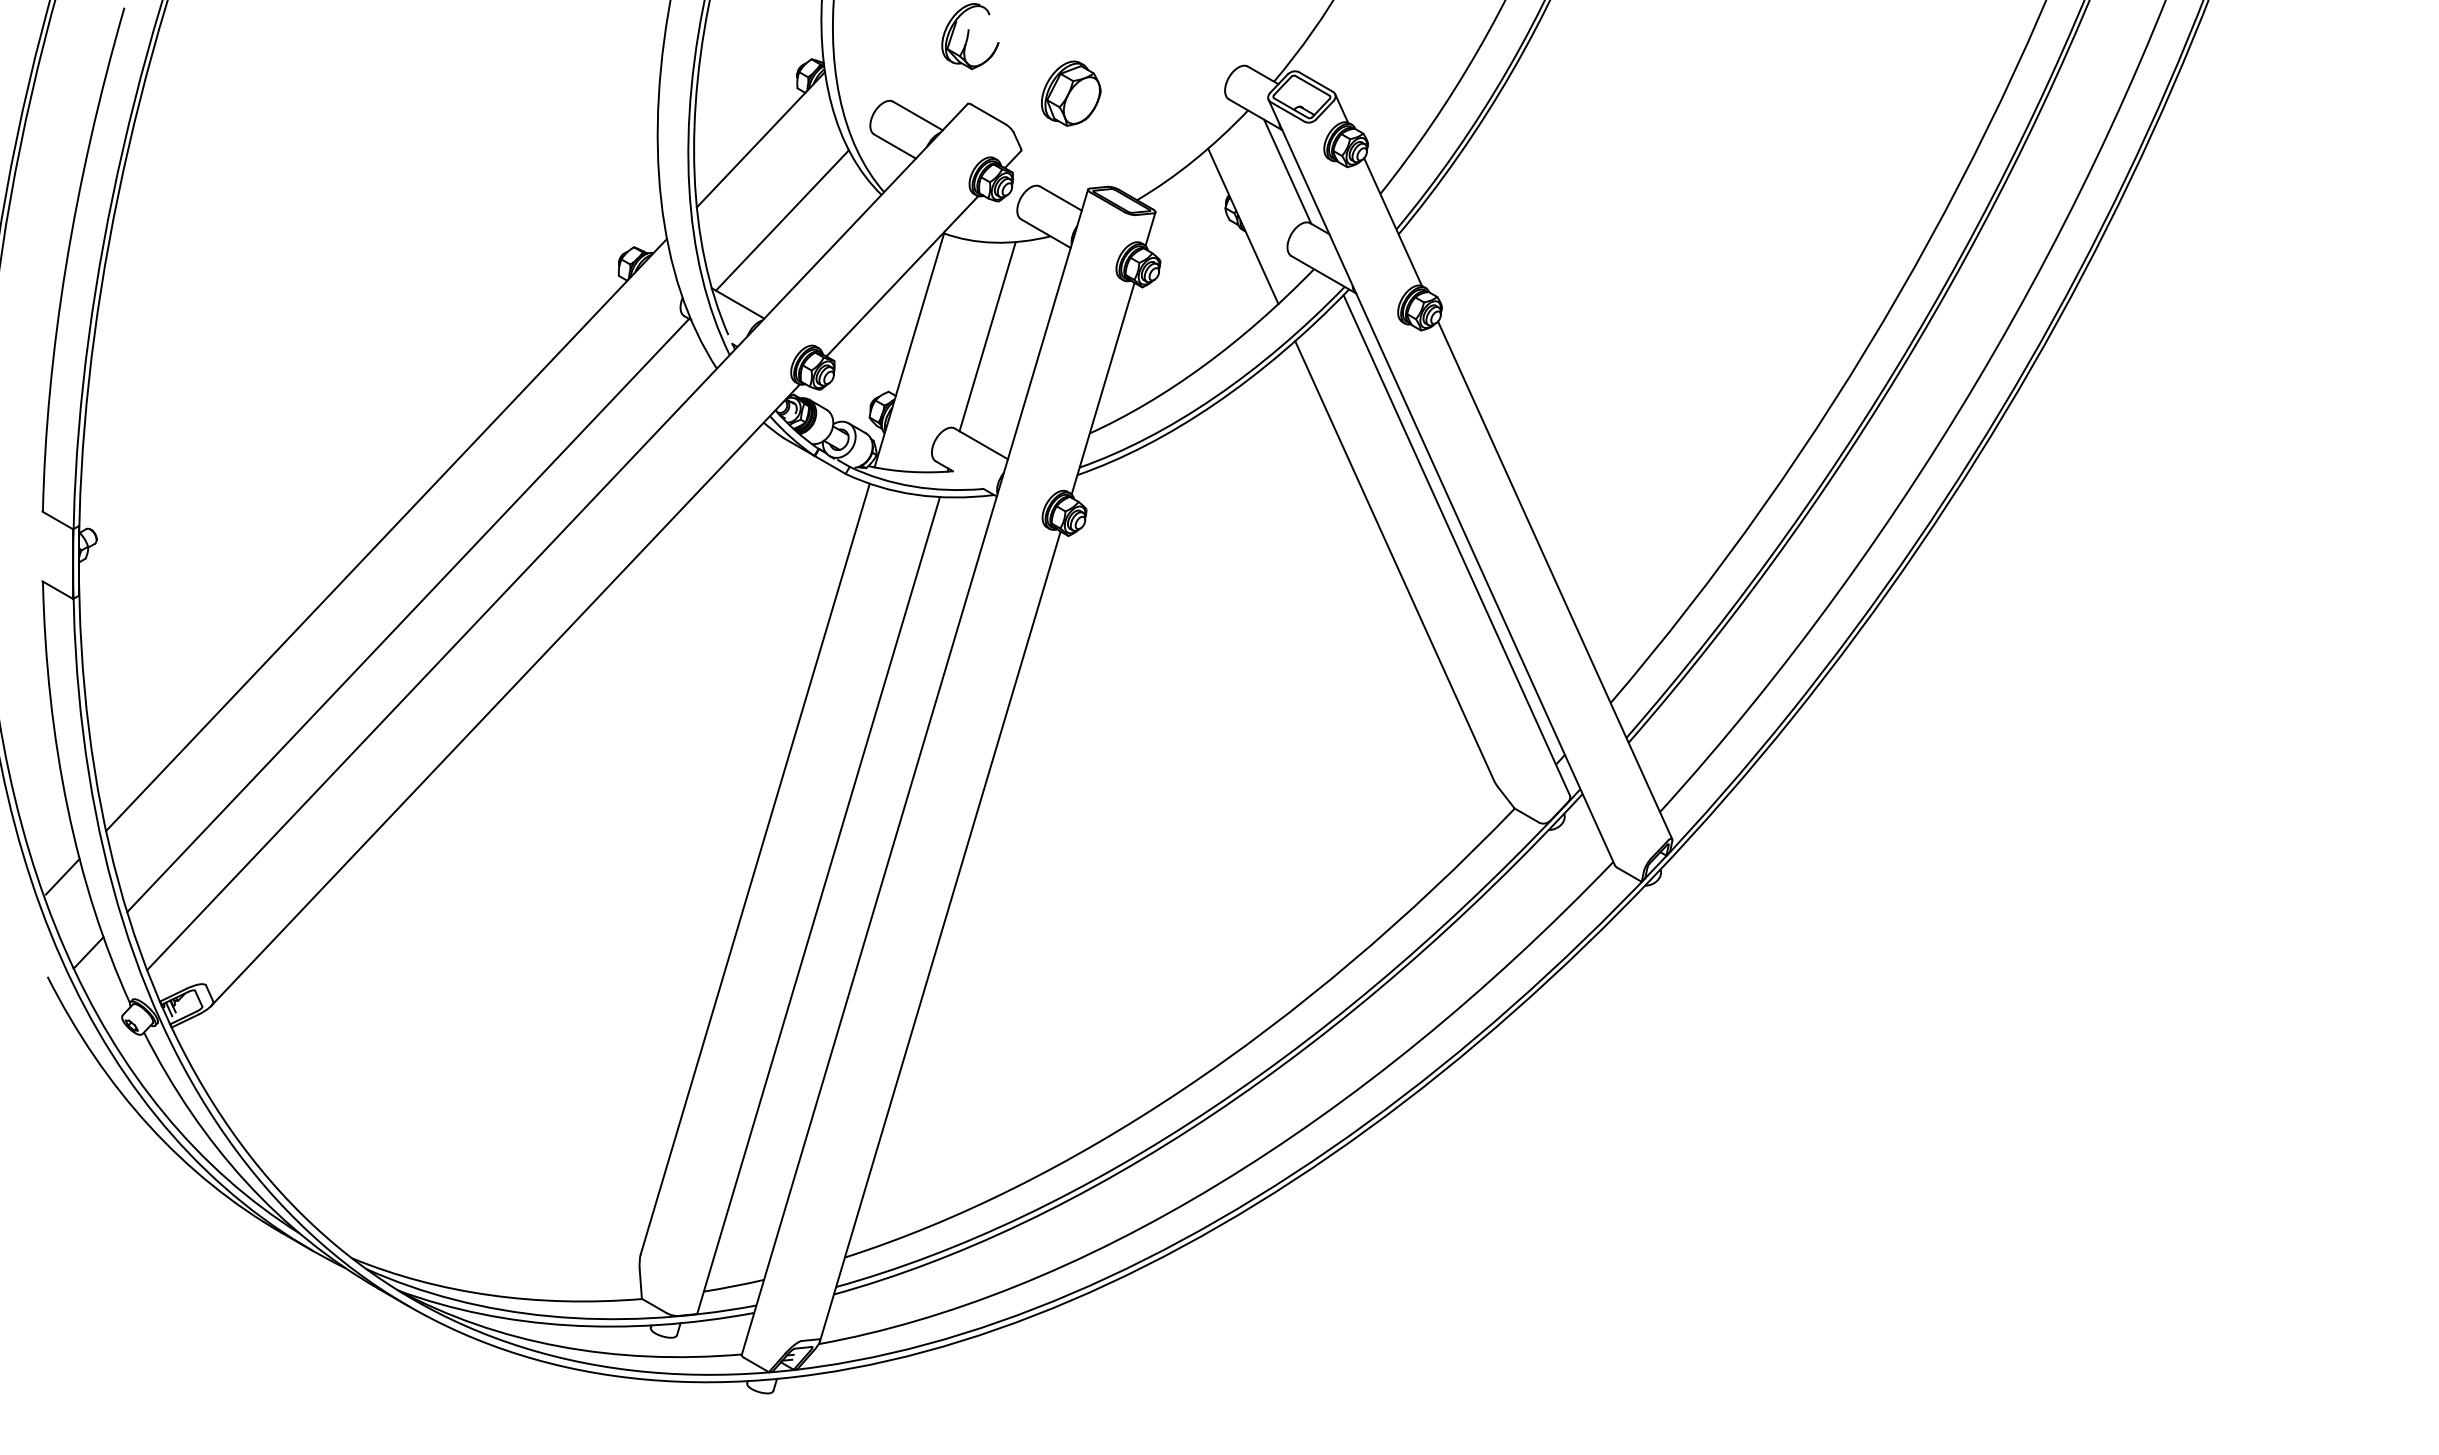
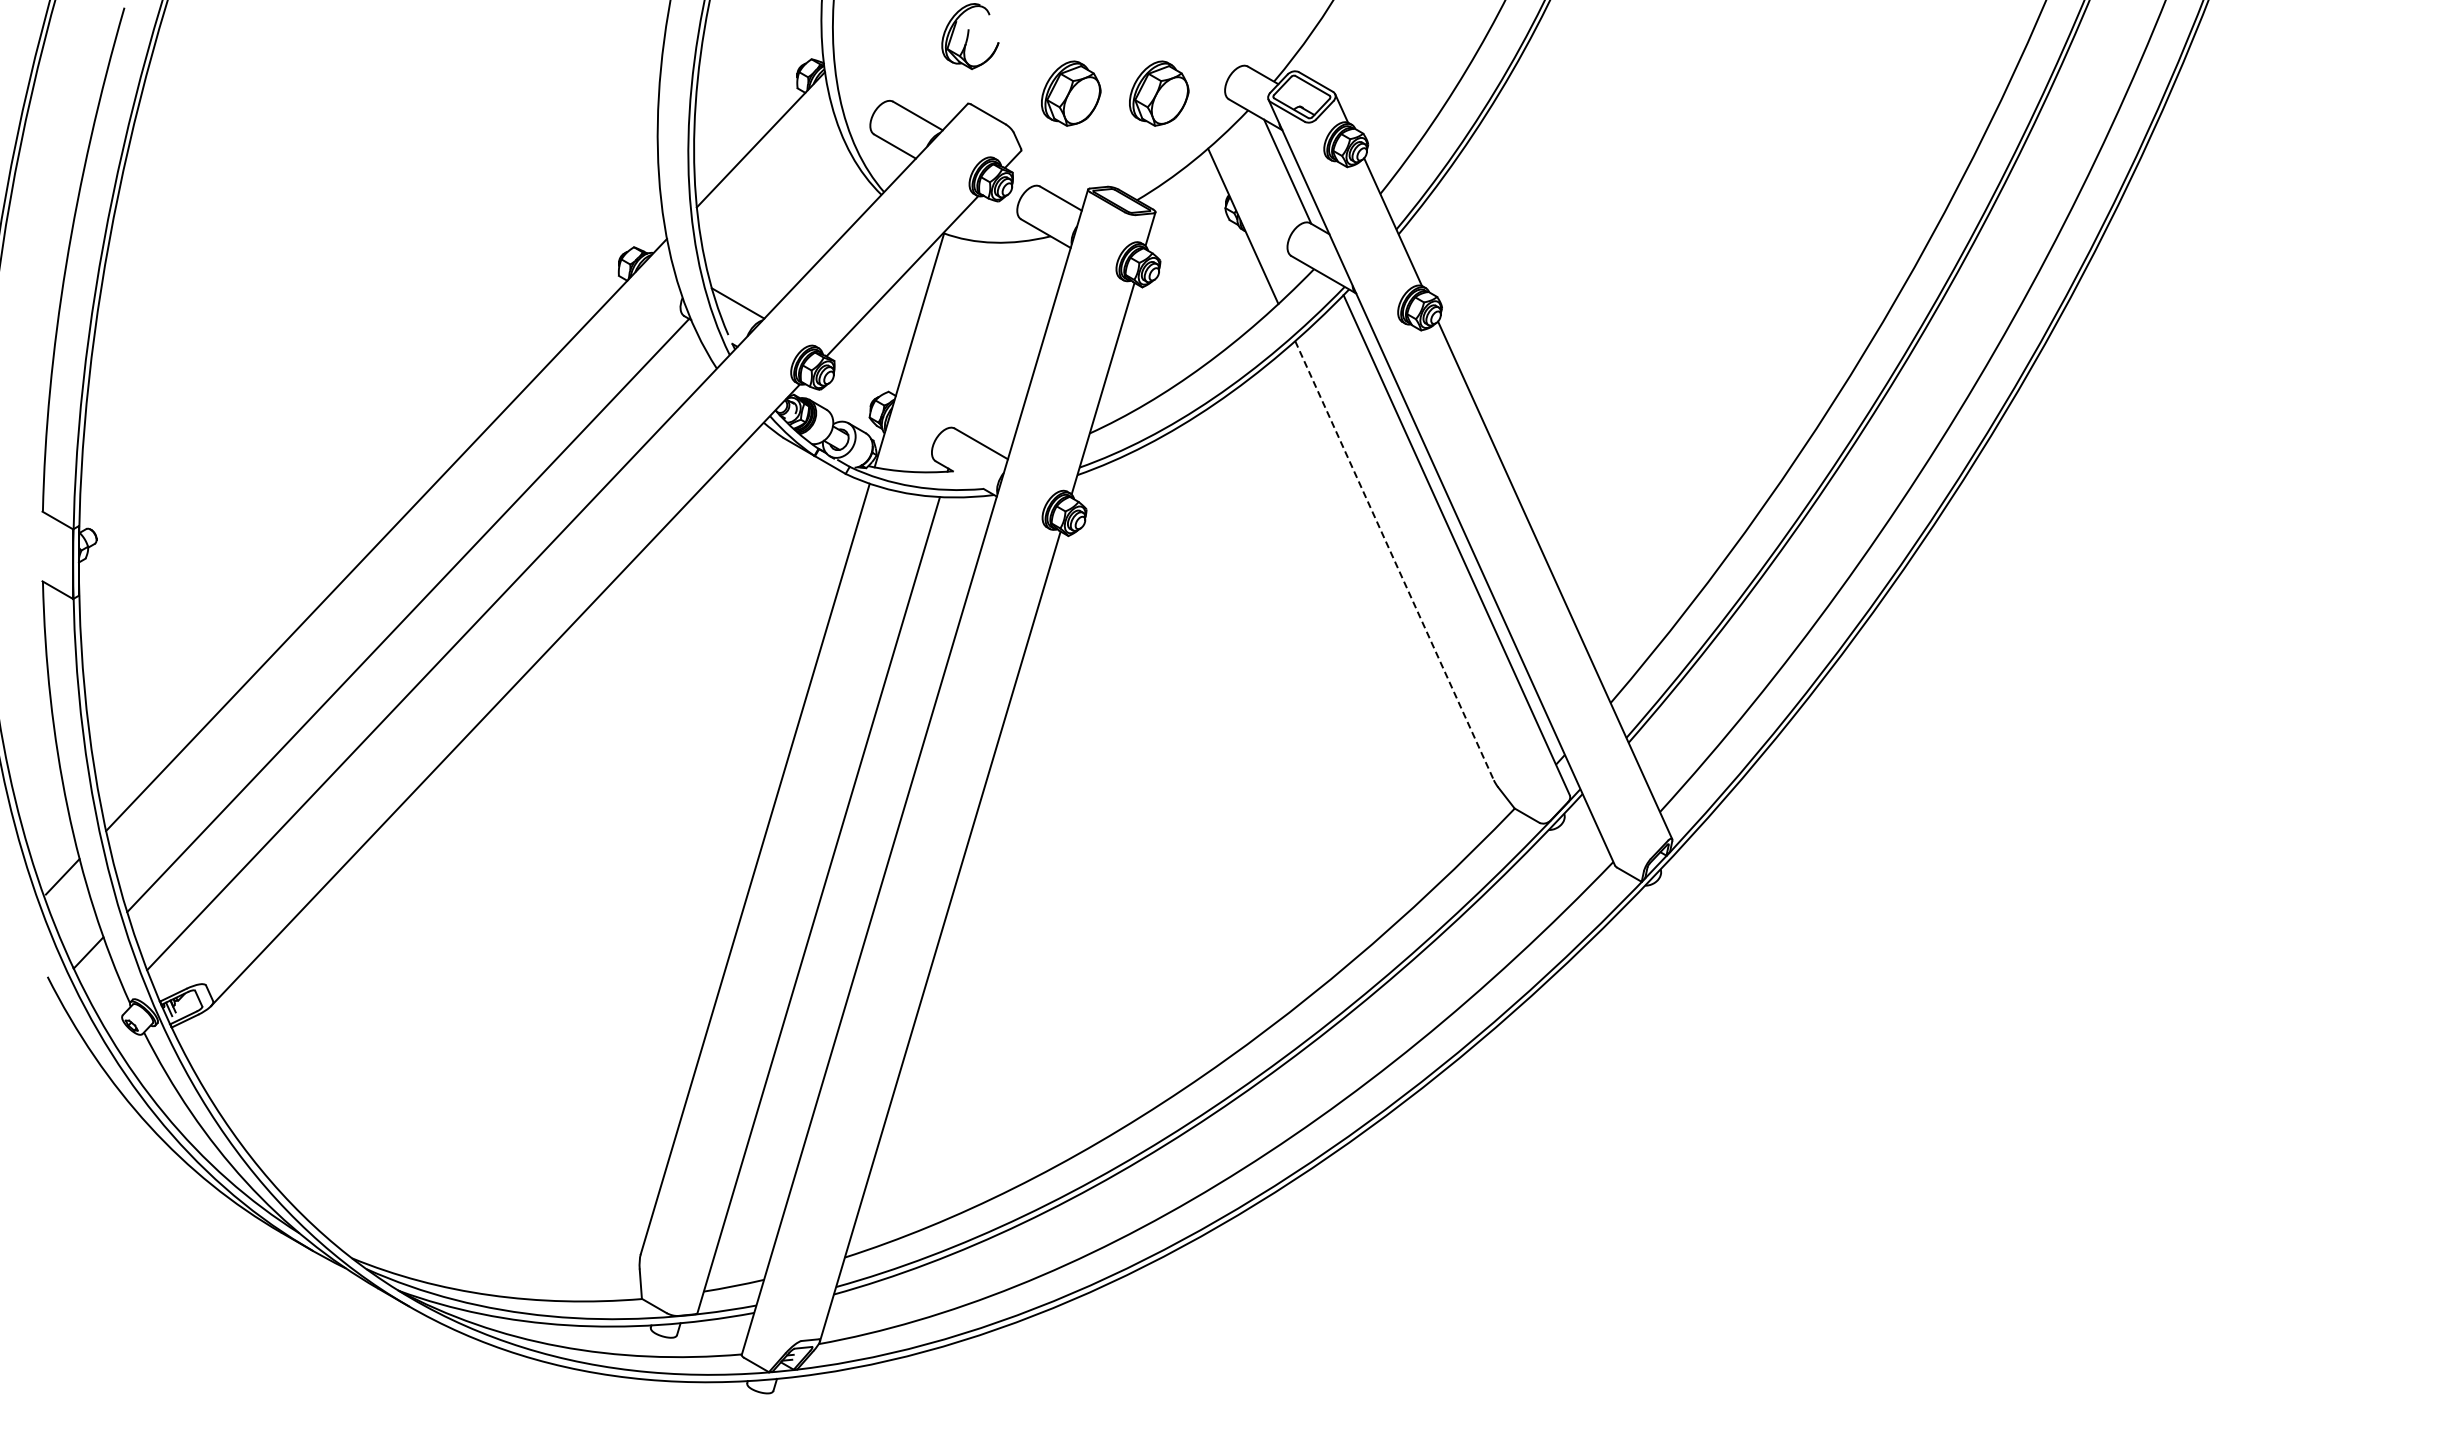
part: none -> present (1159, 93)
line: present -> none (781, 220)
line: present -> none (987, 336)
line: solid -> dashed (1394, 560)
